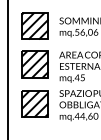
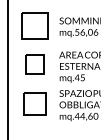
hatch: present -> none (34, 25)
part size: 28x29 px -> 20x21 px (34, 64)
part size: 28x28 px -> 24x24 px (34, 103)
